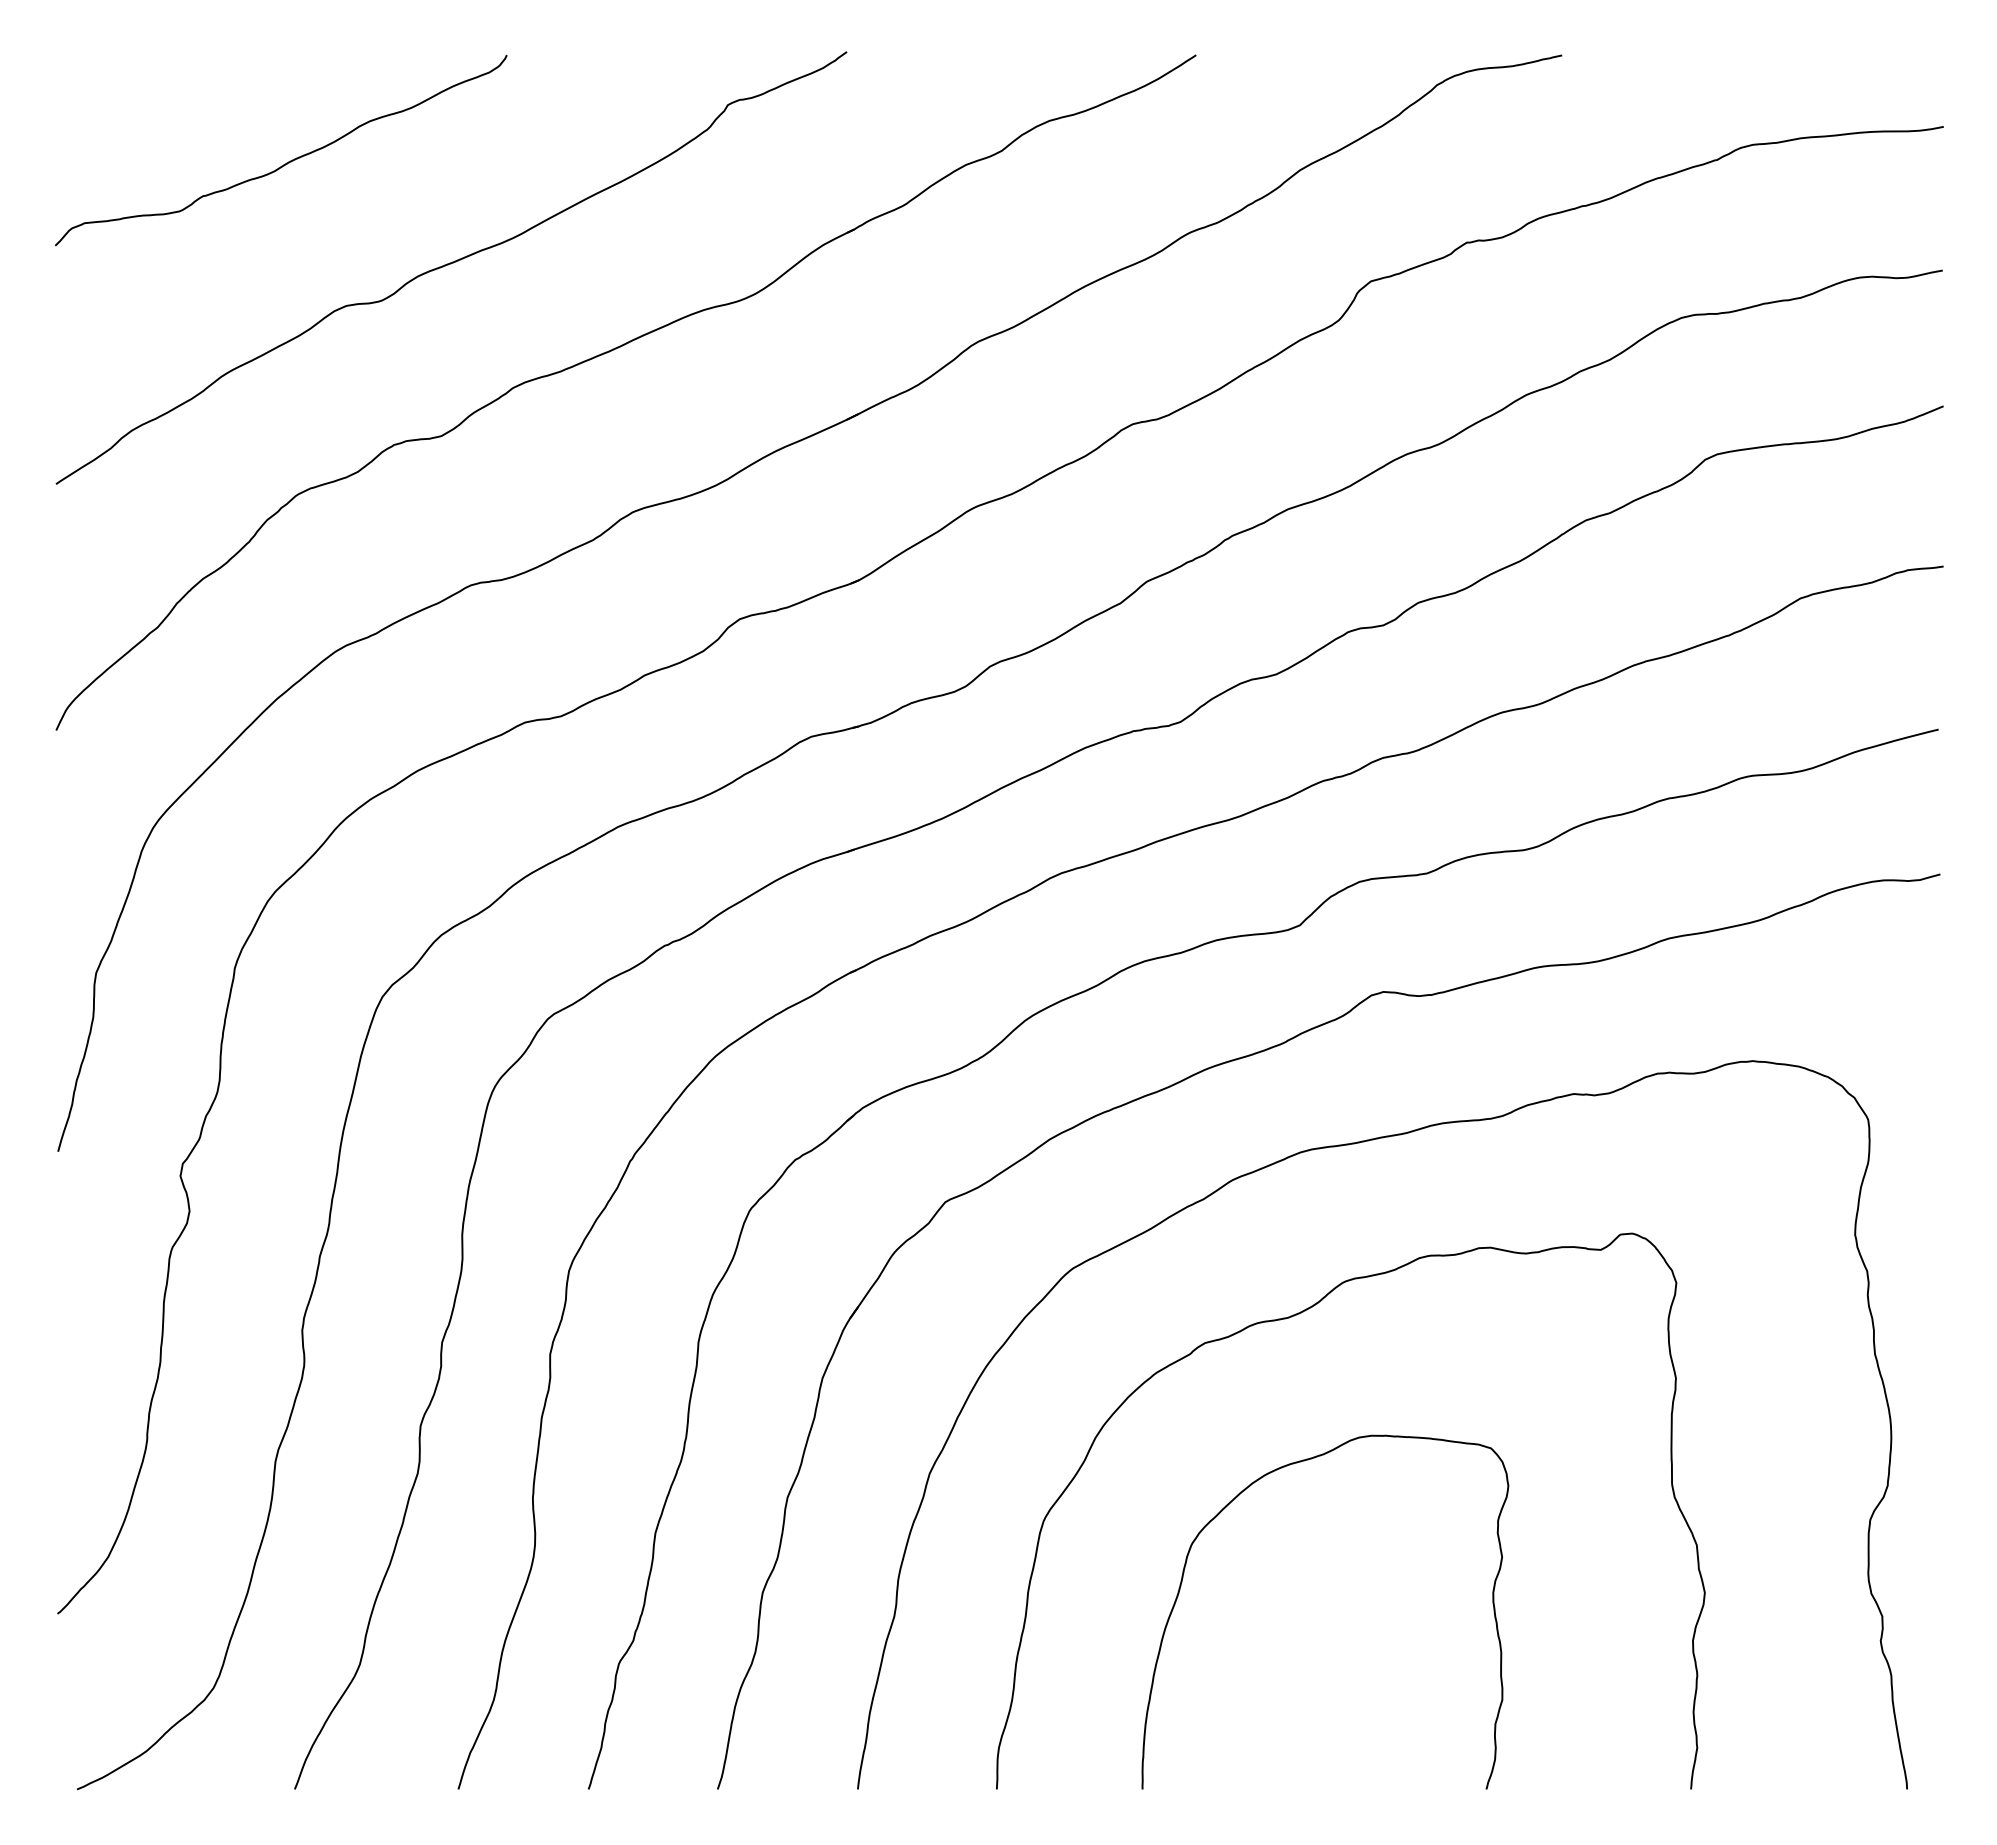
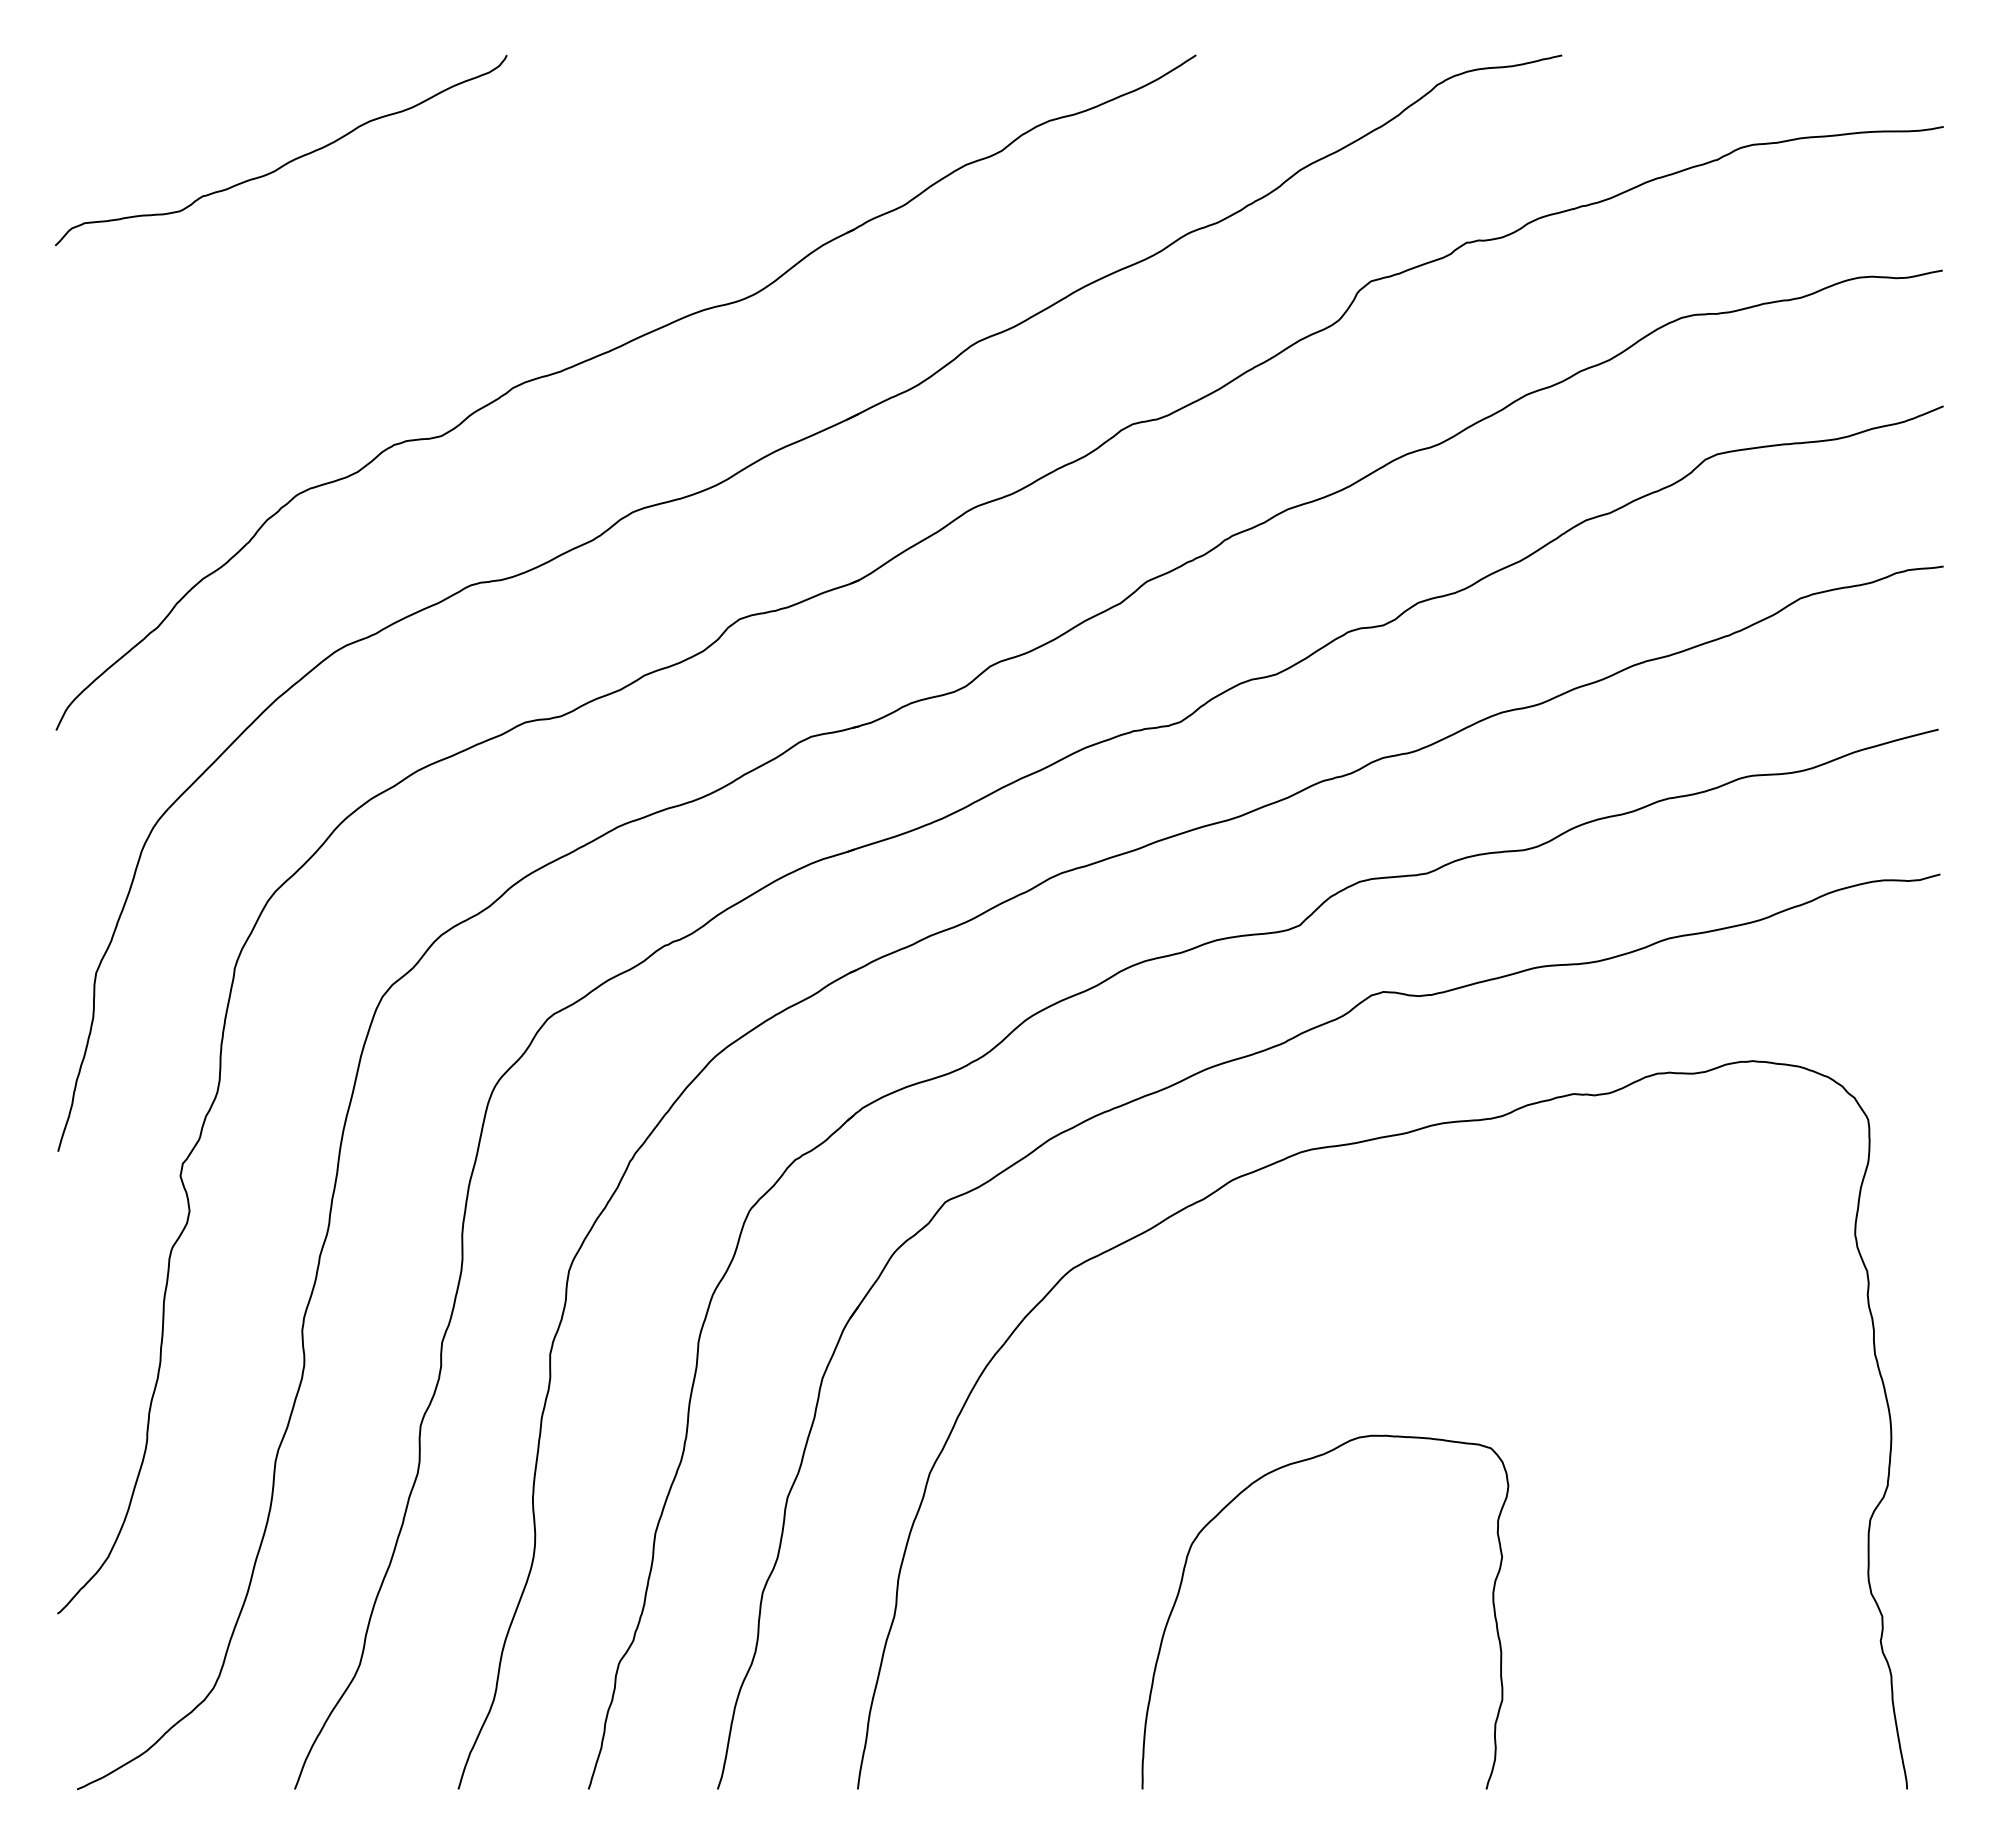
curve: present -> none (451, 264)
curve: present -> none (1289, 1318)
